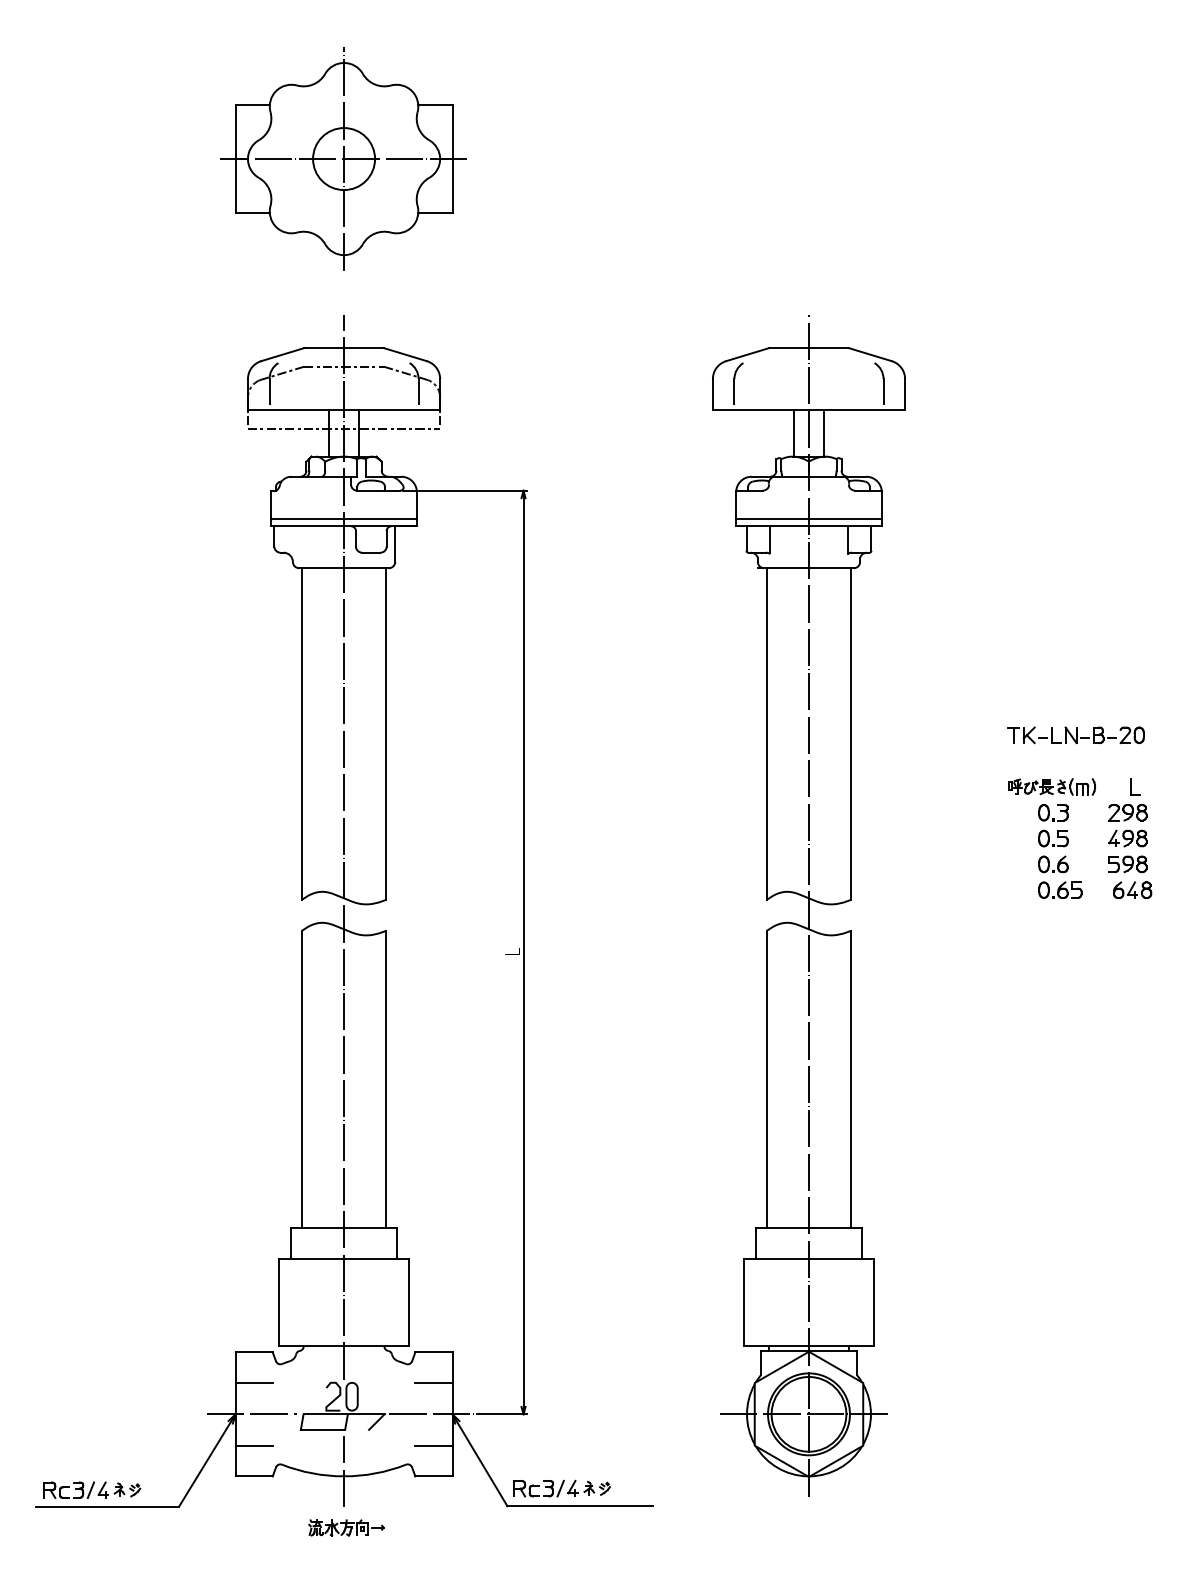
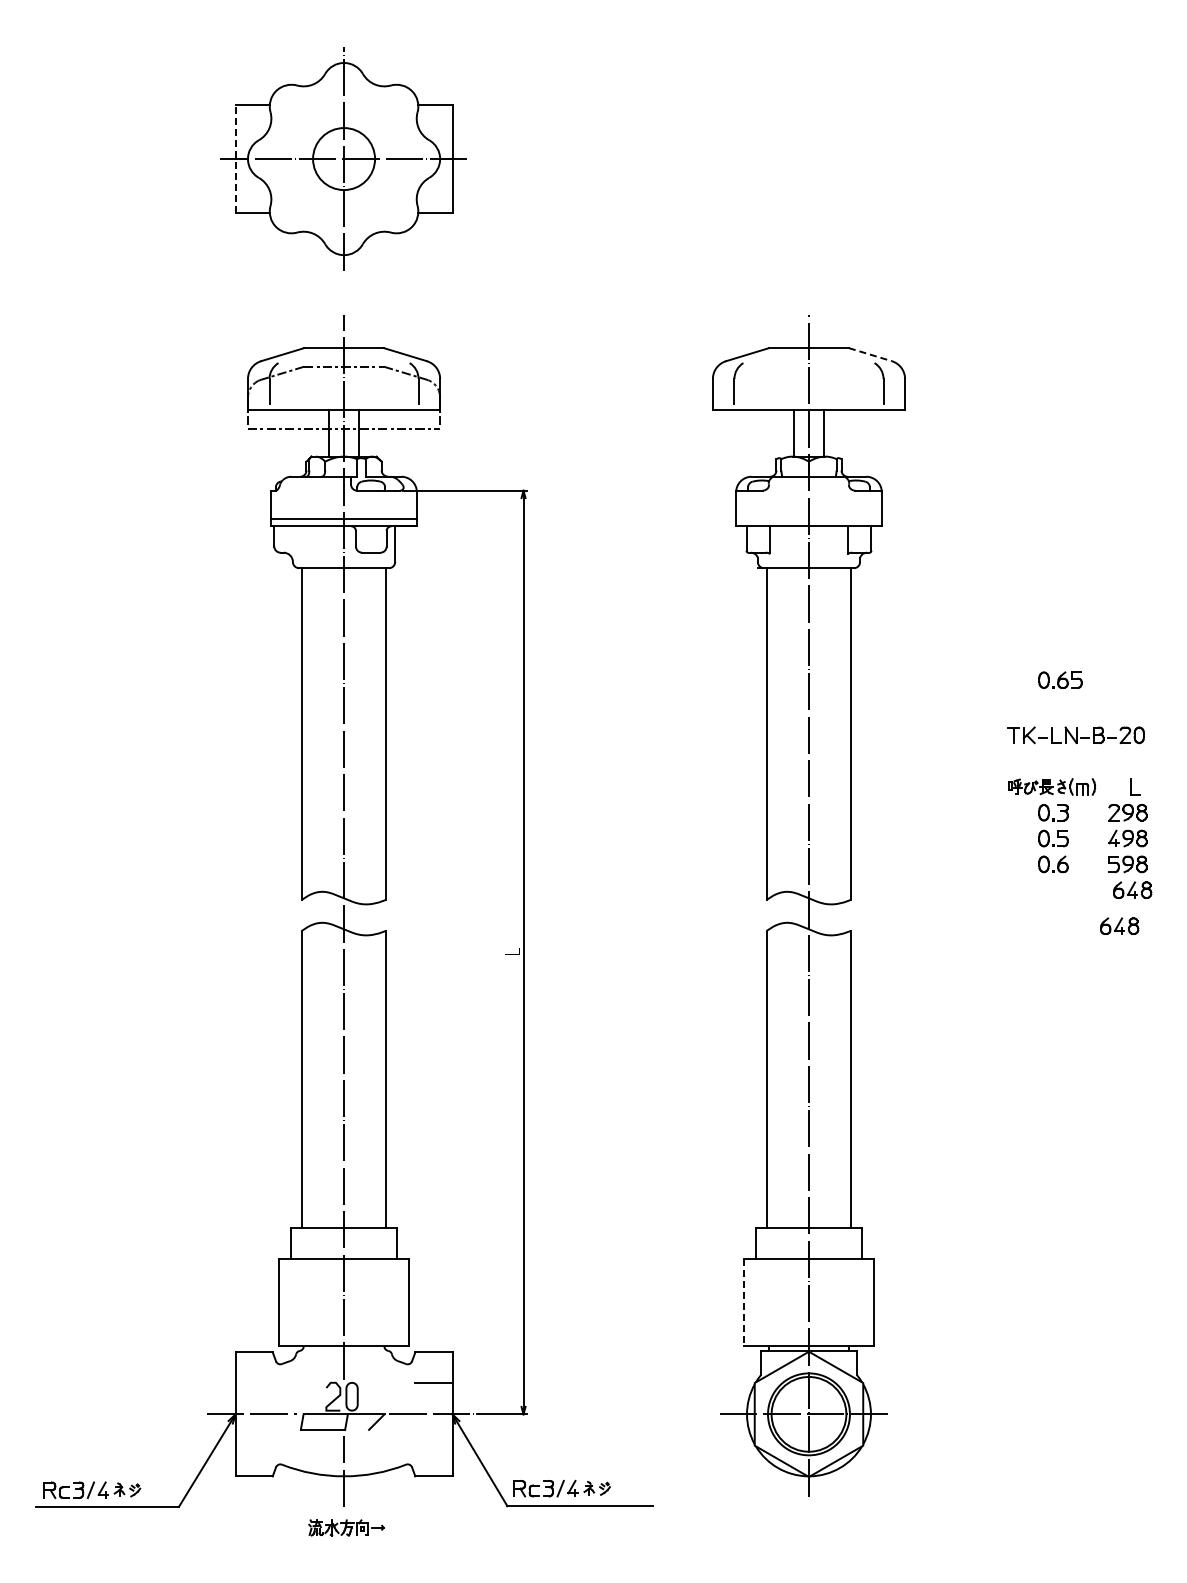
line: solid -> dashed (235, 158)
line: solid -> dashed (870, 354)
line: present -> none (808, 518)
part position: (1060, 889) -> (1060, 679) (1060, 679)
part: none -> present (1119, 925)
line: solid -> dashed (743, 1303)
line: present -> none (253, 1383)
line: present -> none (253, 1445)
line: present -> none (433, 1445)
